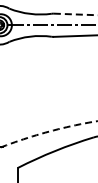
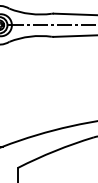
line: dashed -> solid (75, 14)
arc: dashed -> solid (48, 131)
